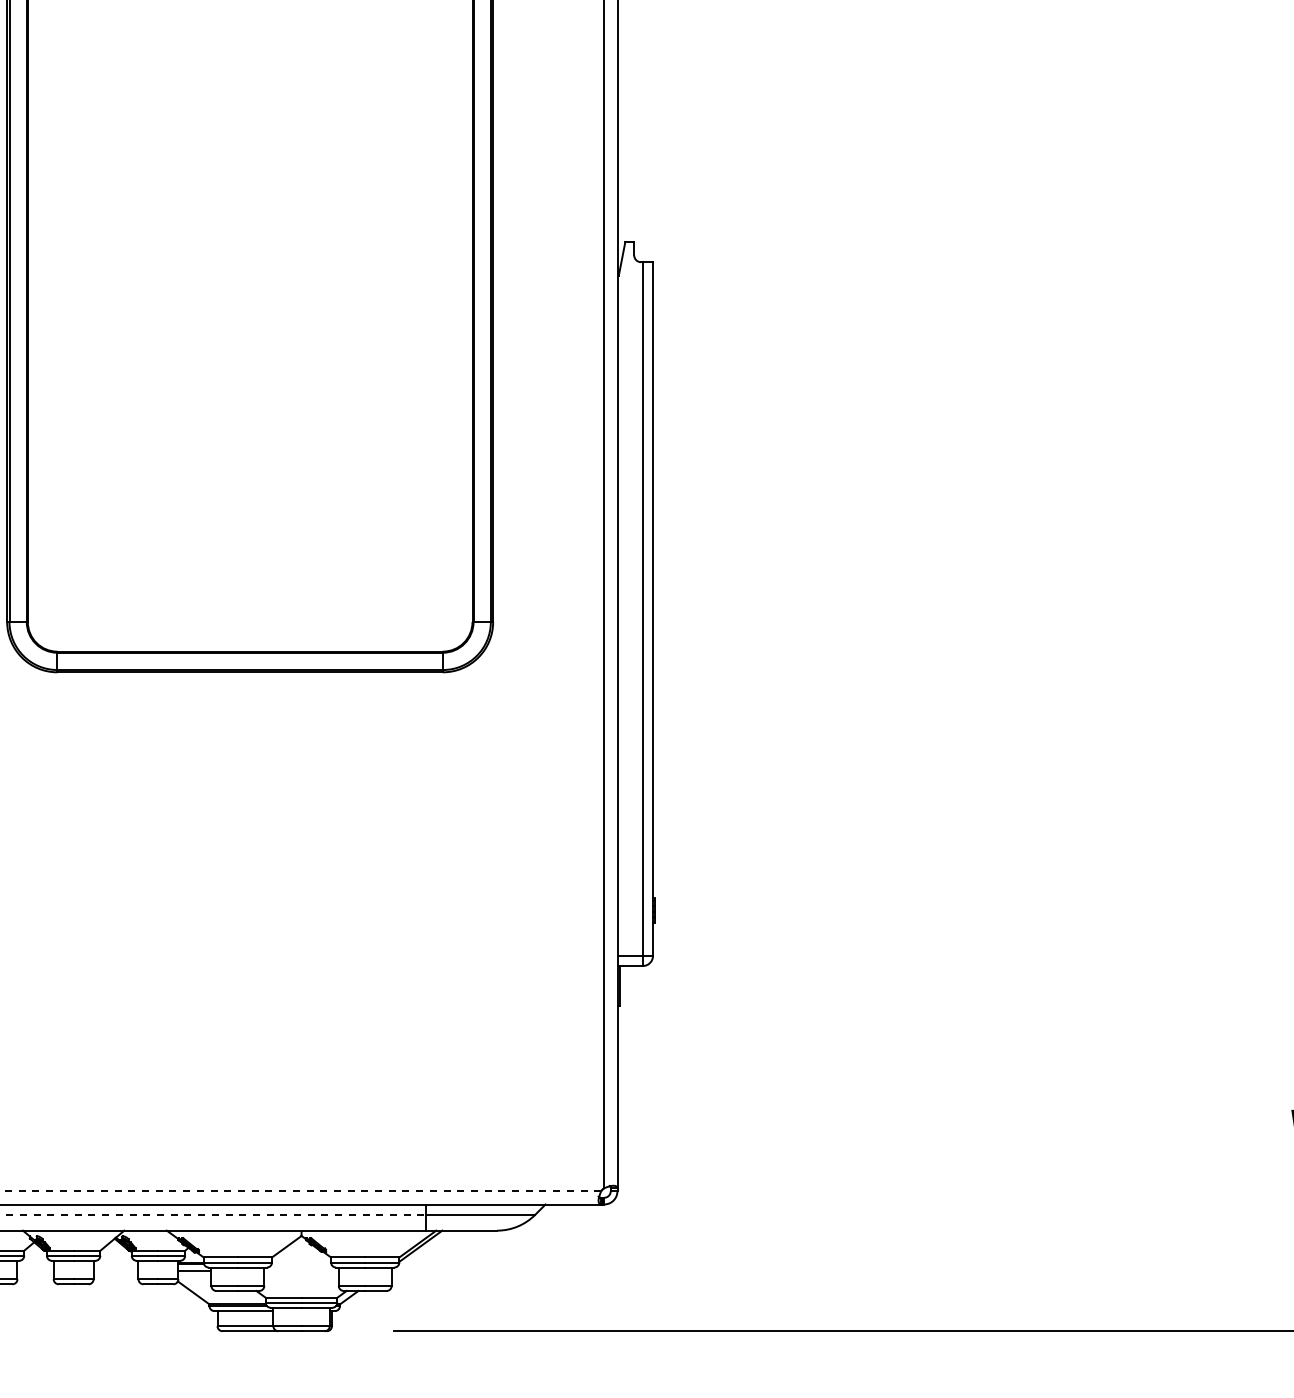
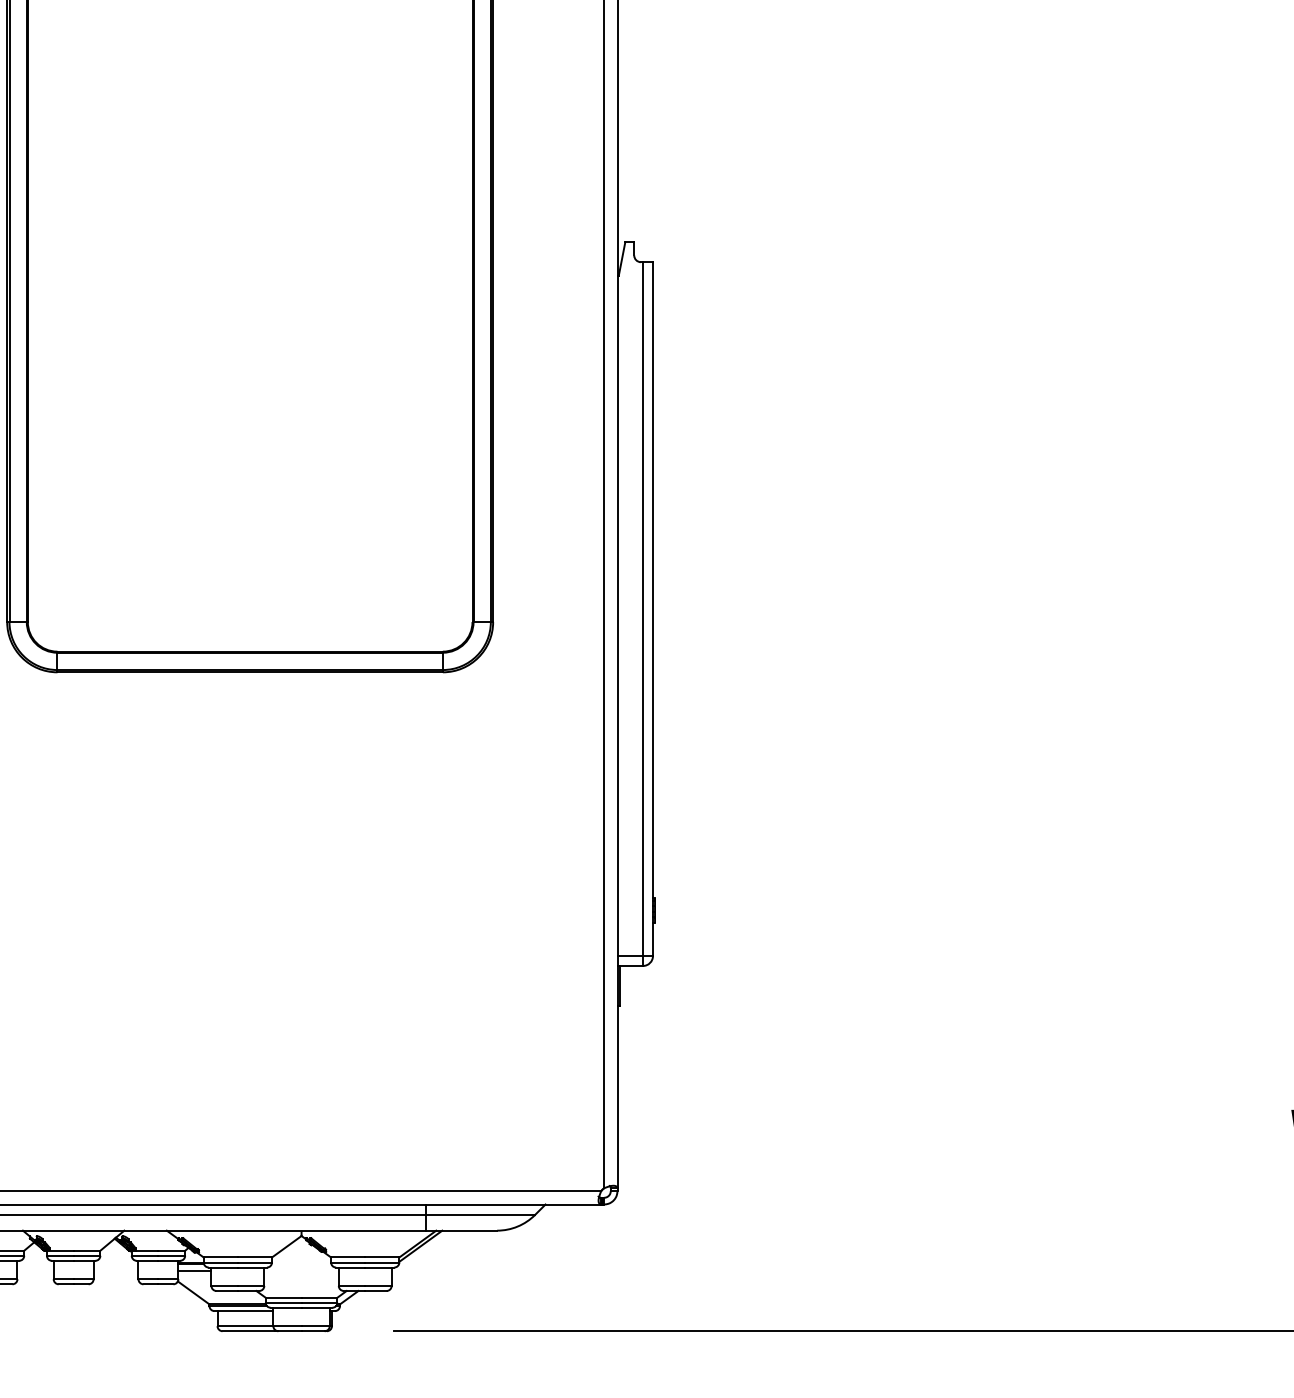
line: dashed -> solid (300, 1191)
line: dashed -> solid (212, 1214)
